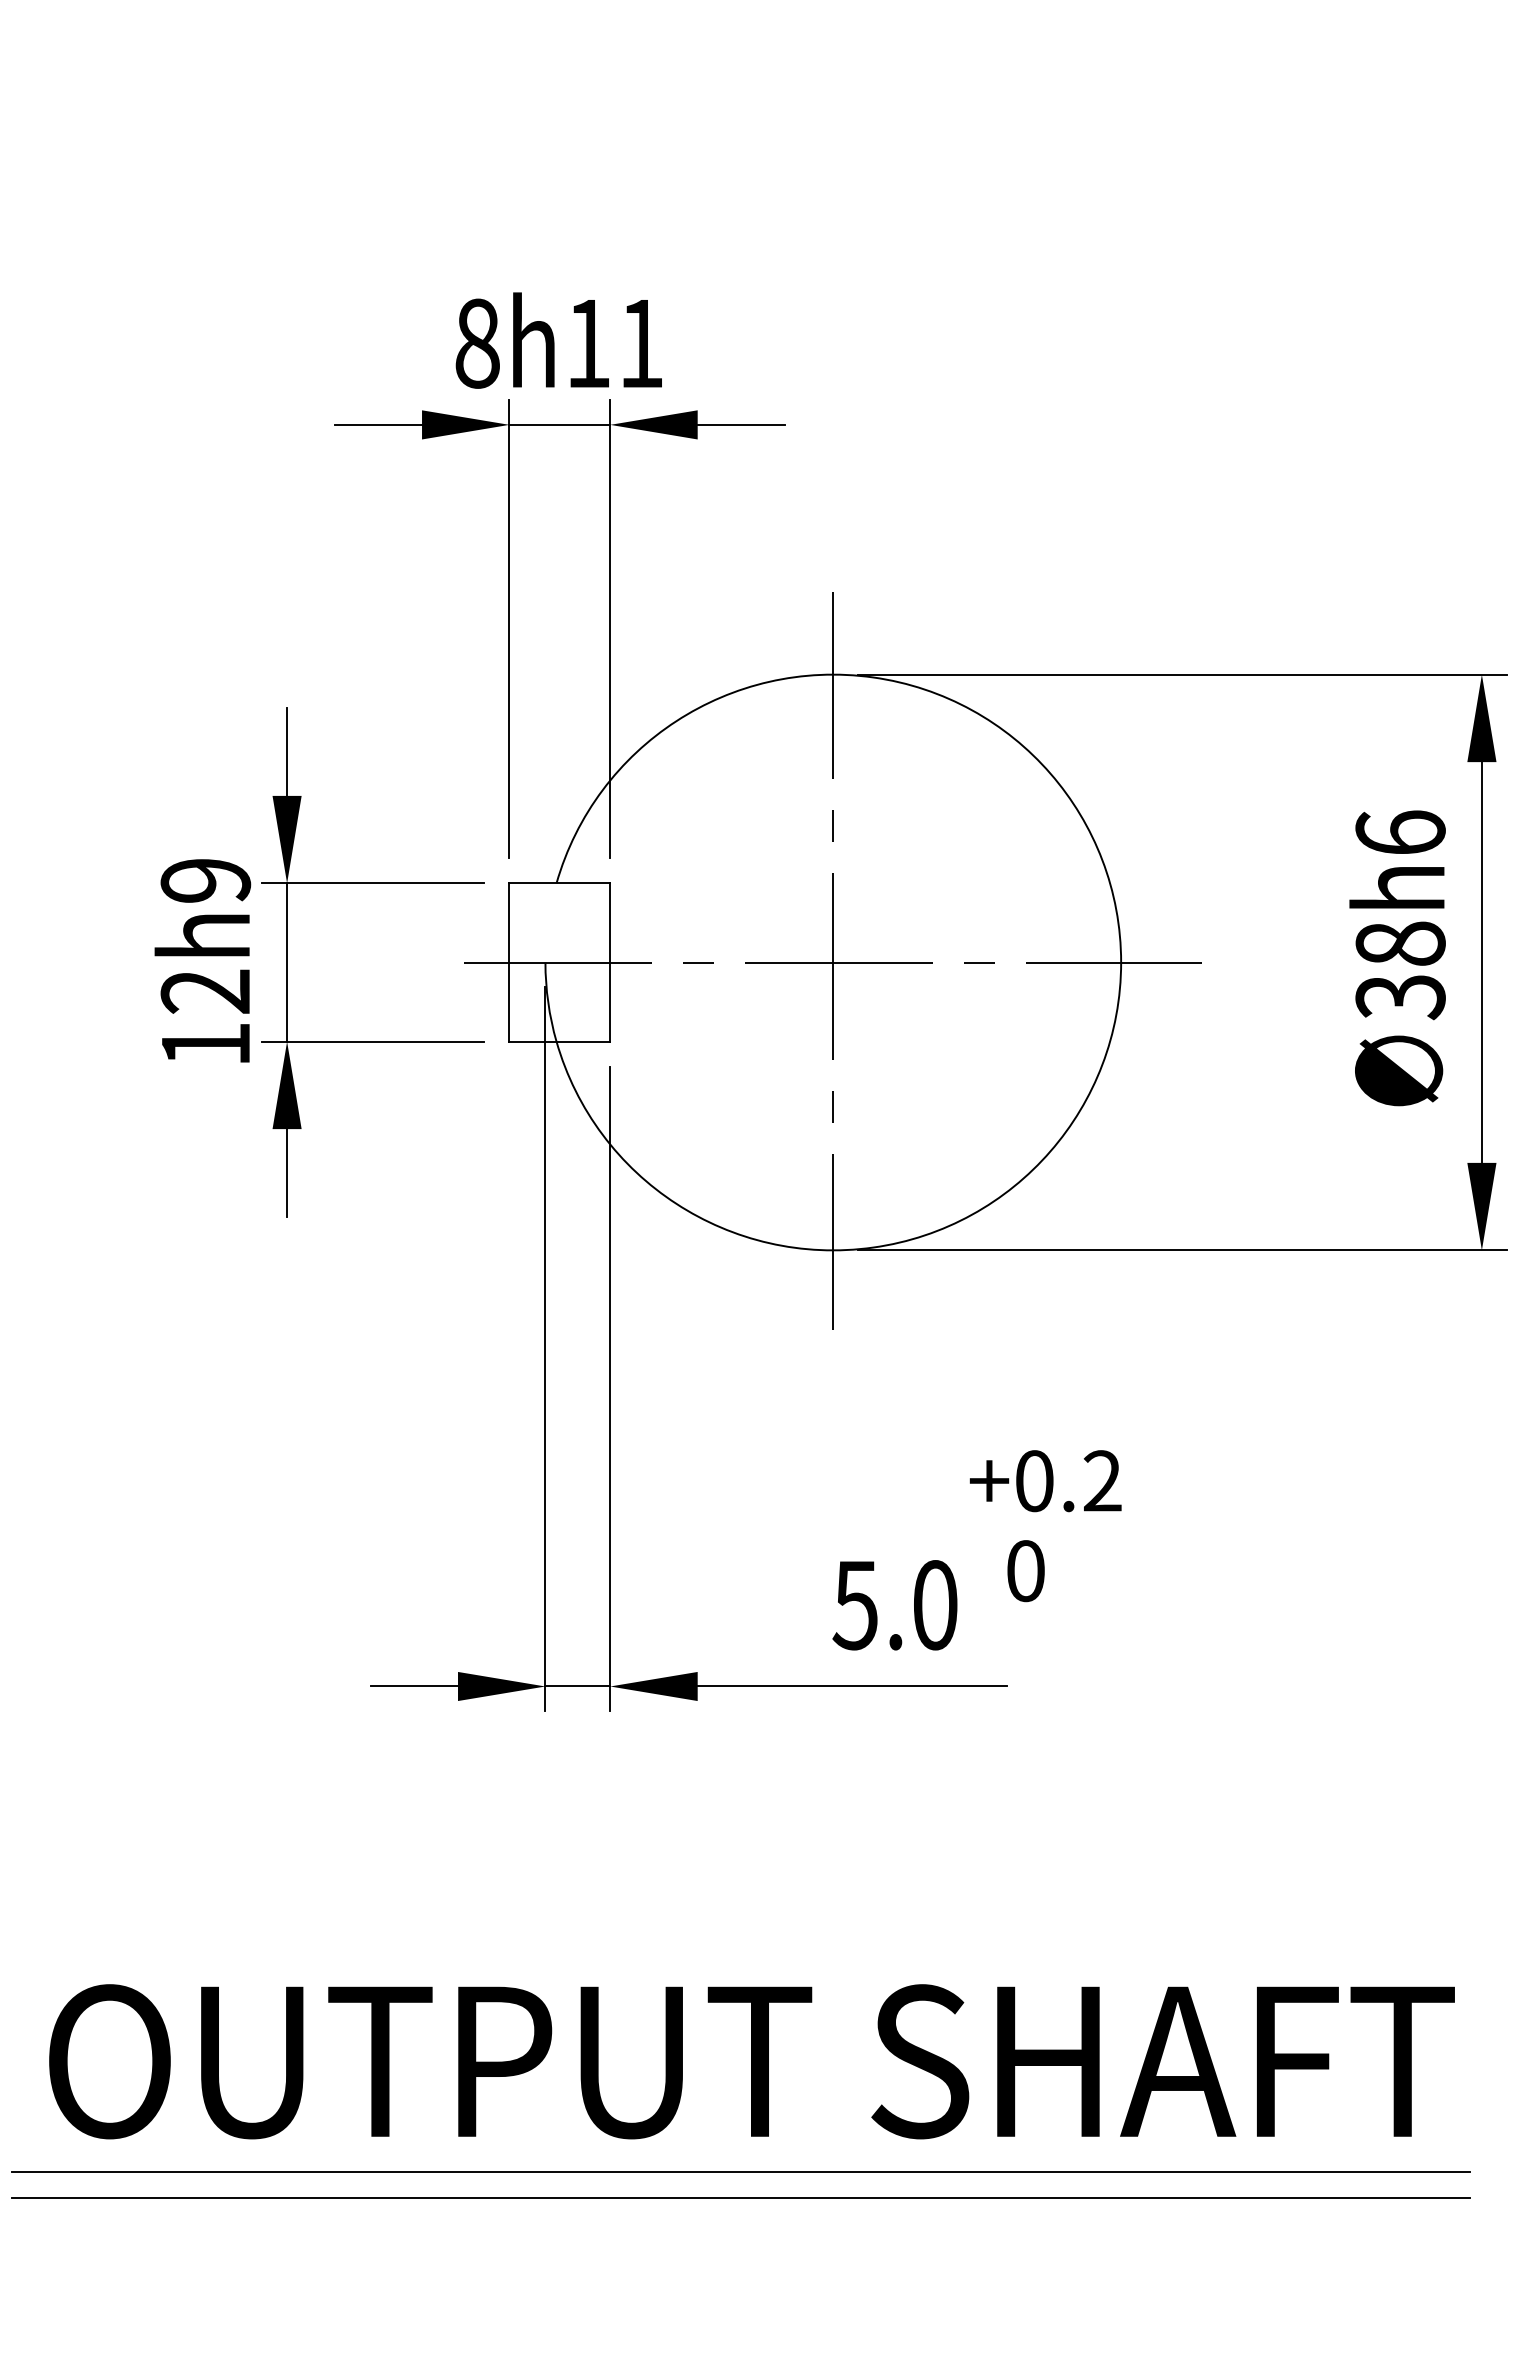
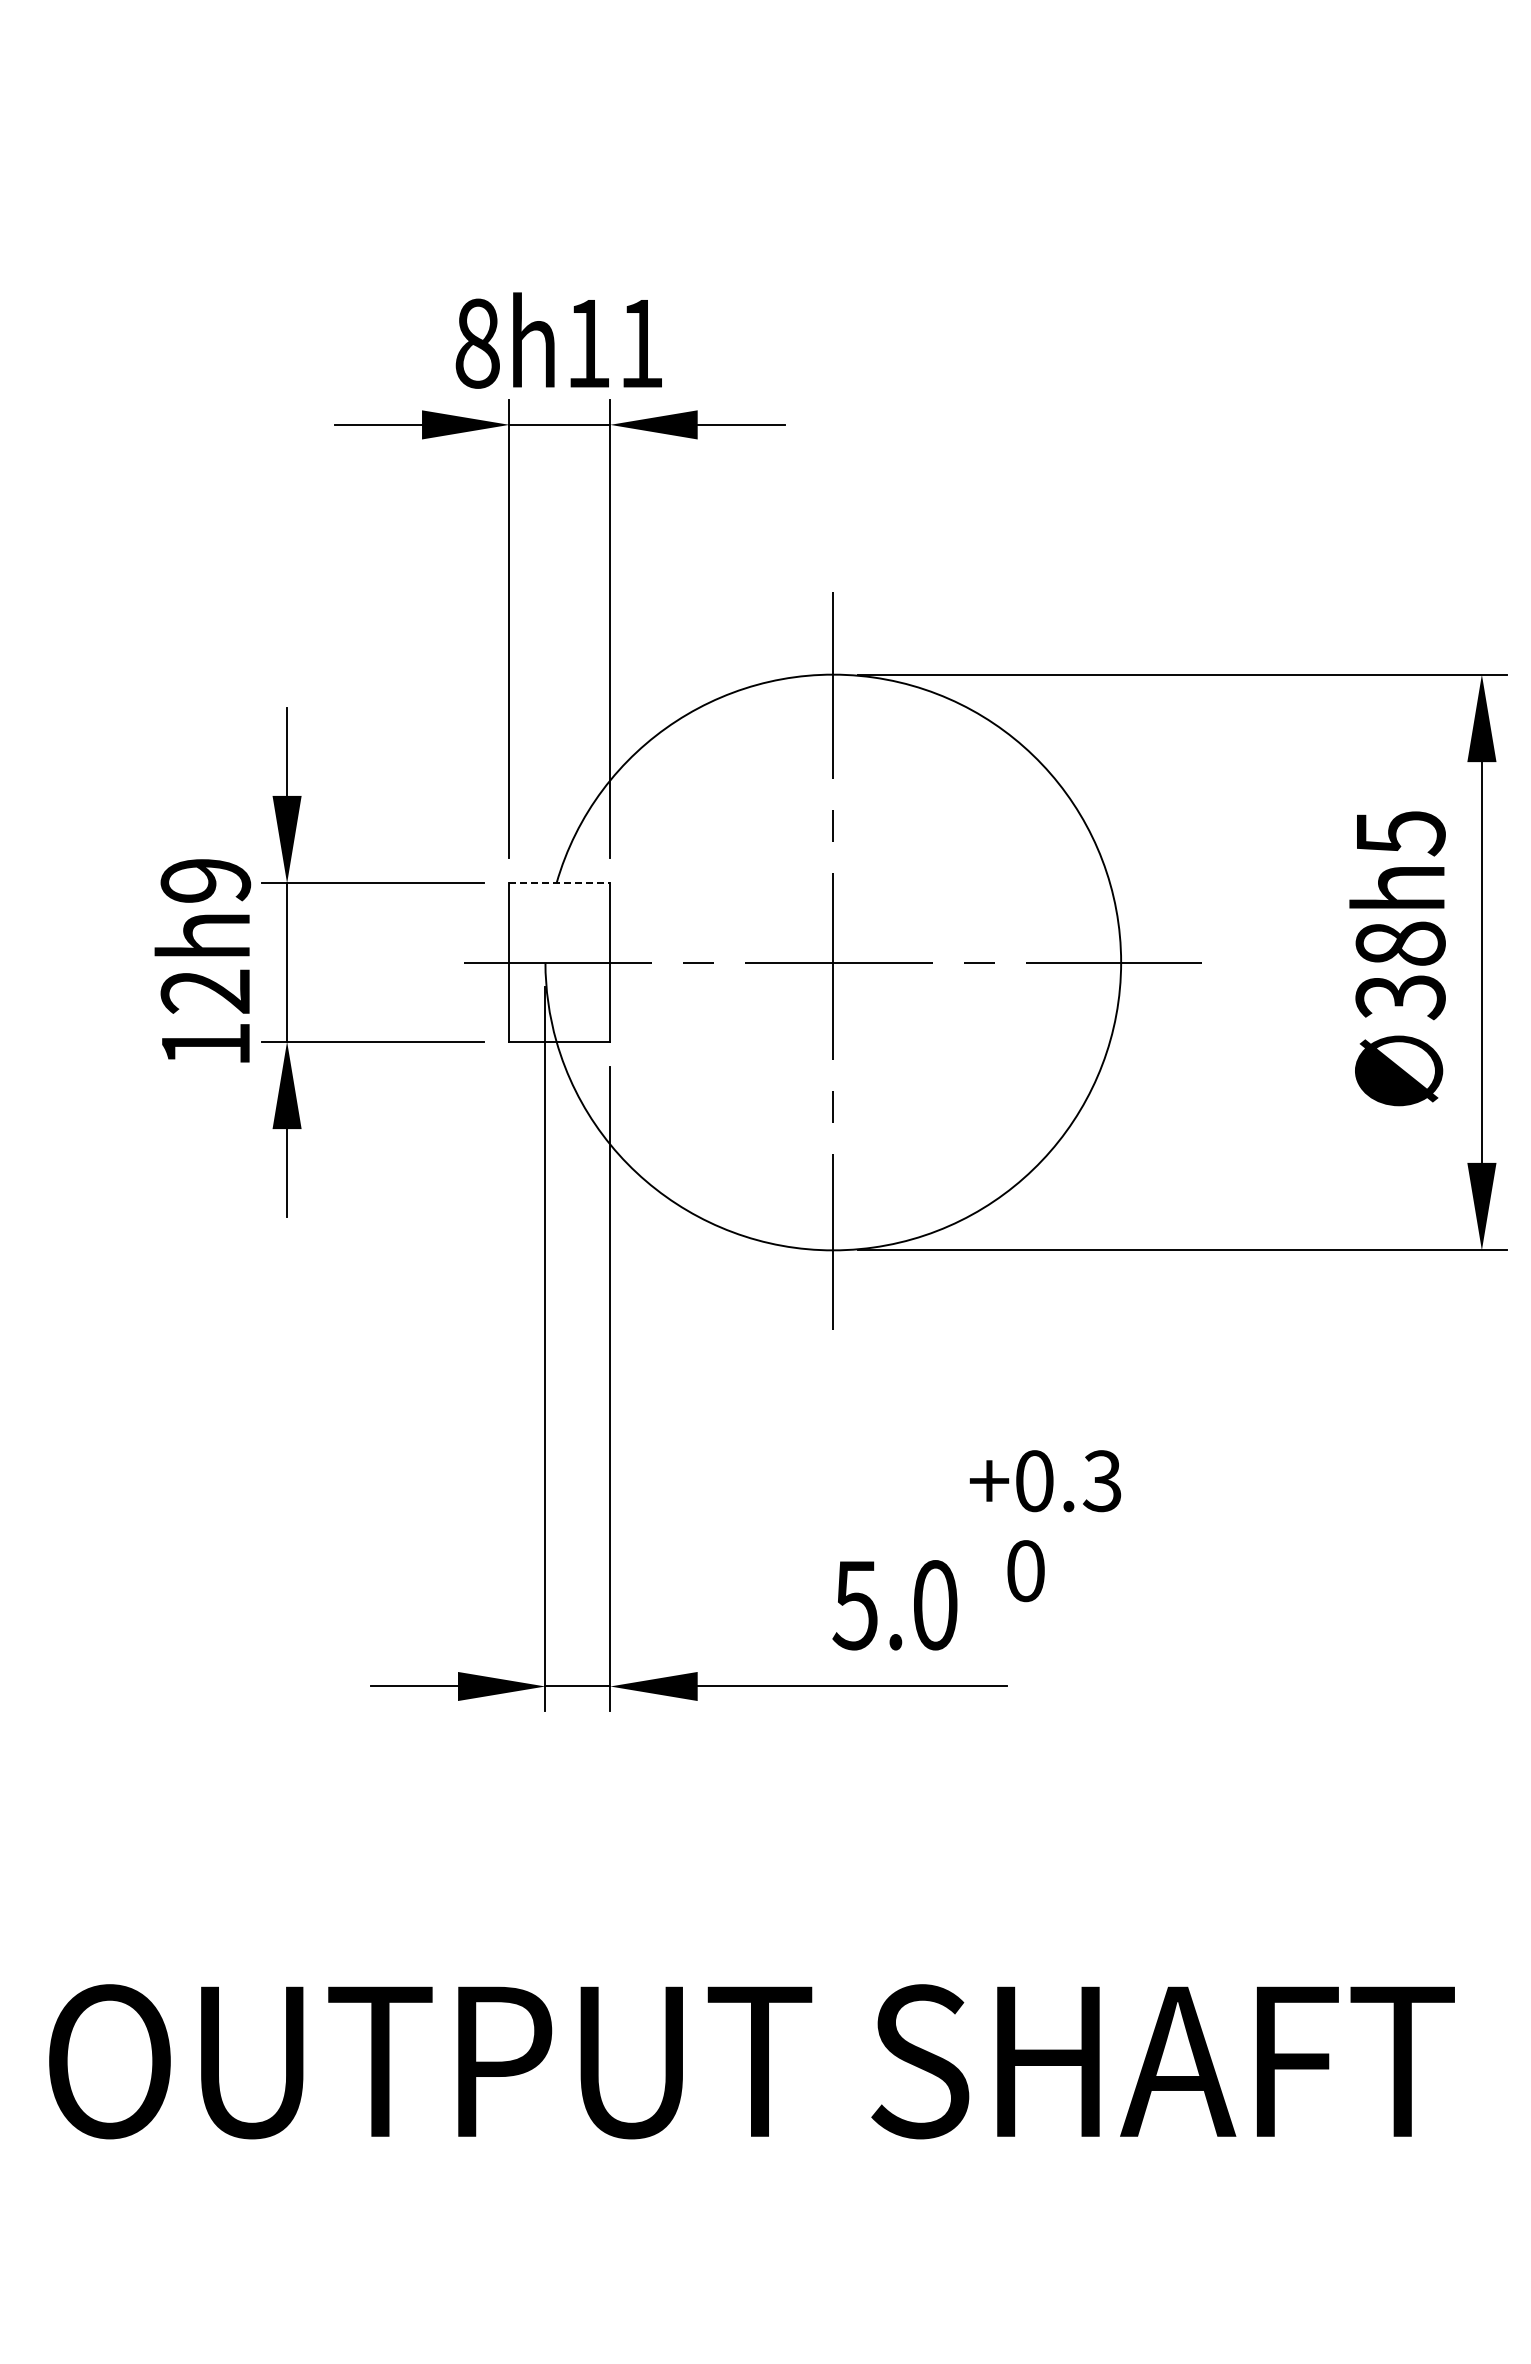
text: 38h6 -> 38h5 (1400, 833)
line: solid -> dashed (560, 883)
text: +0.2 -> +0.3 (1102, 1481)
line: present -> none (740, 2172)
line: present -> none (740, 2197)
